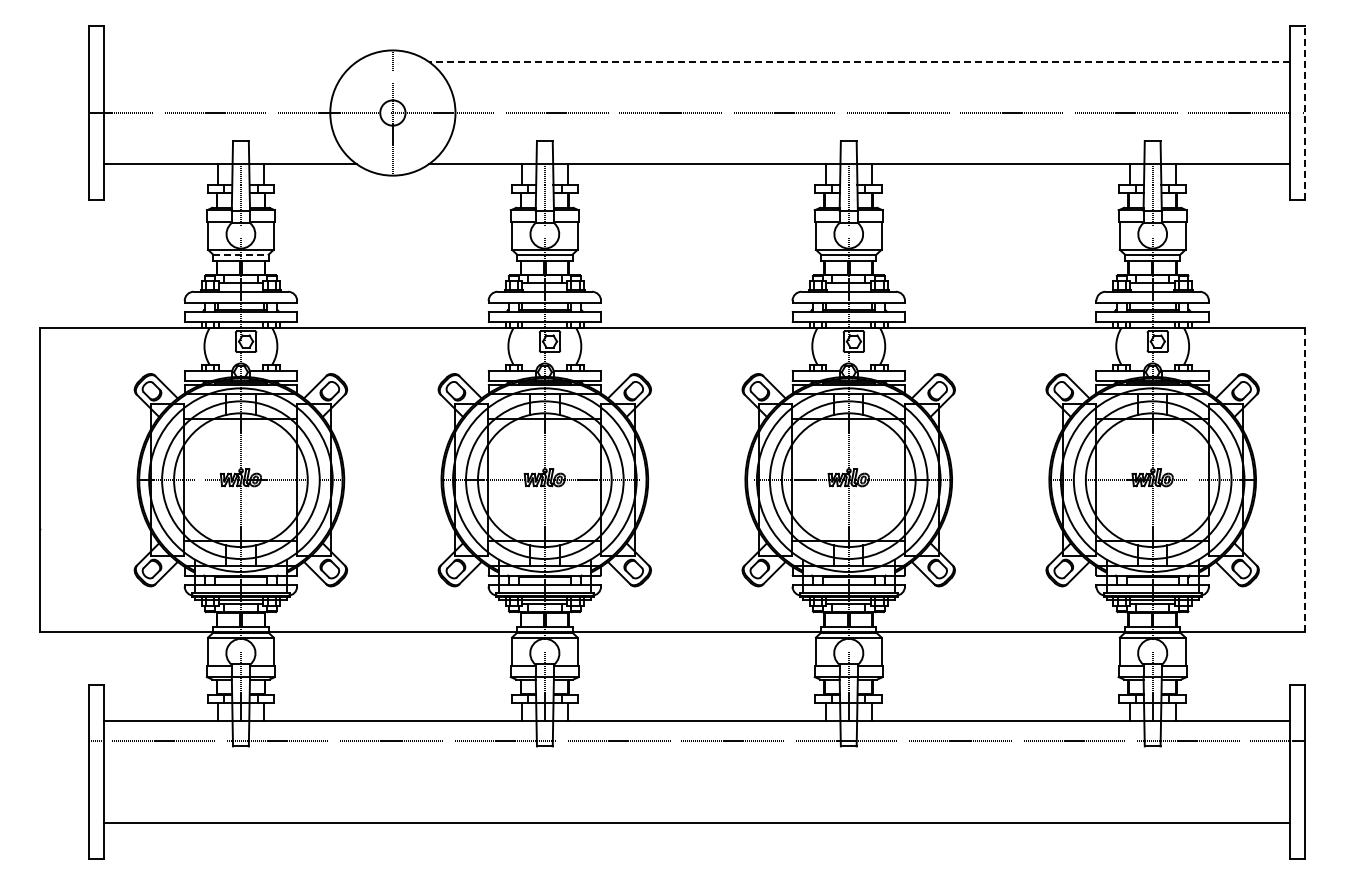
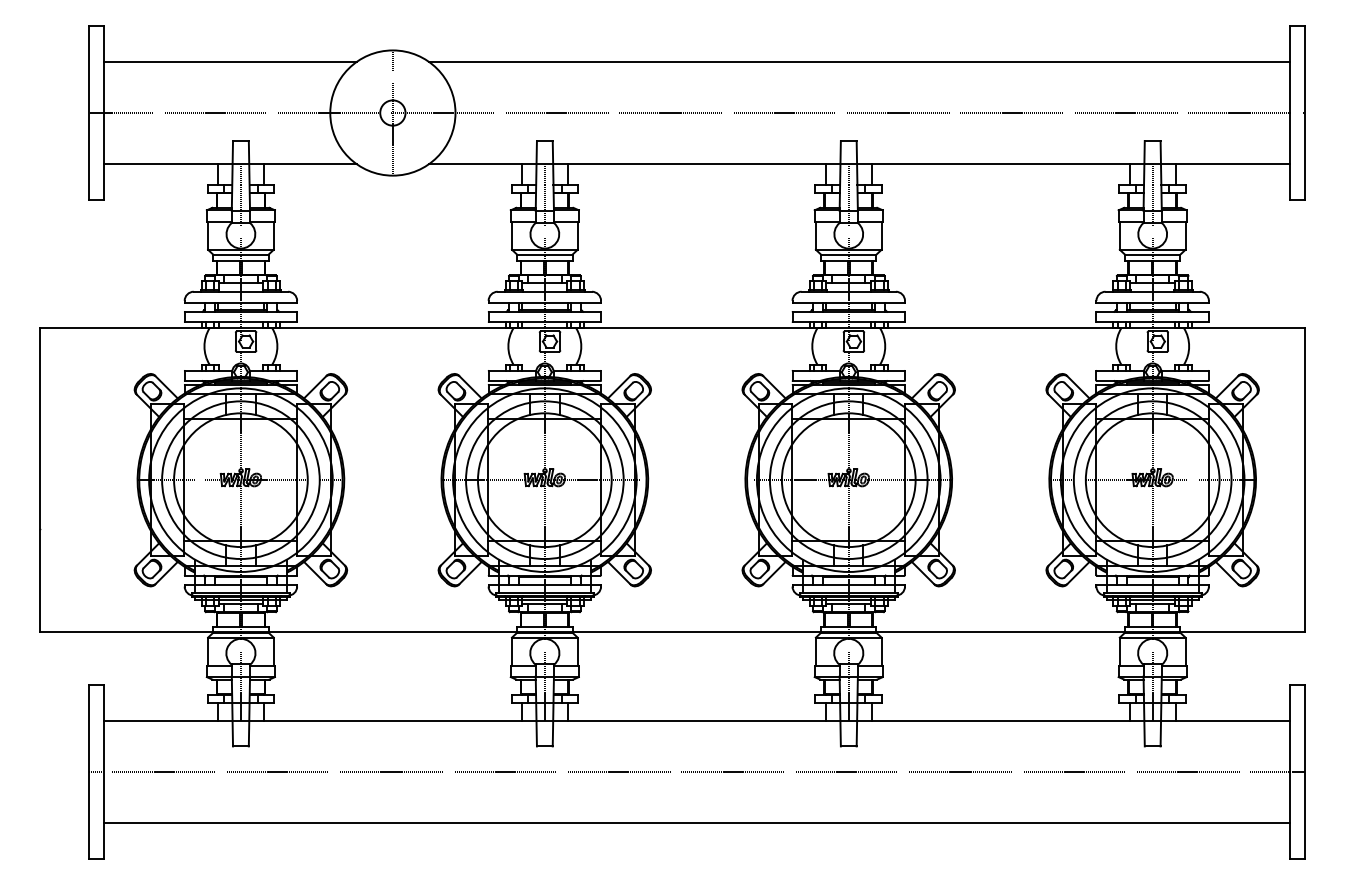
line: none -> present (229, 61)
line: dashed -> solid (859, 61)
line: dashed -> solid (1304, 113)
line: dashed -> solid (240, 254)
line: dashed -> solid (1304, 480)
line position: (696, 740) -> (696, 771) (696, 771)
